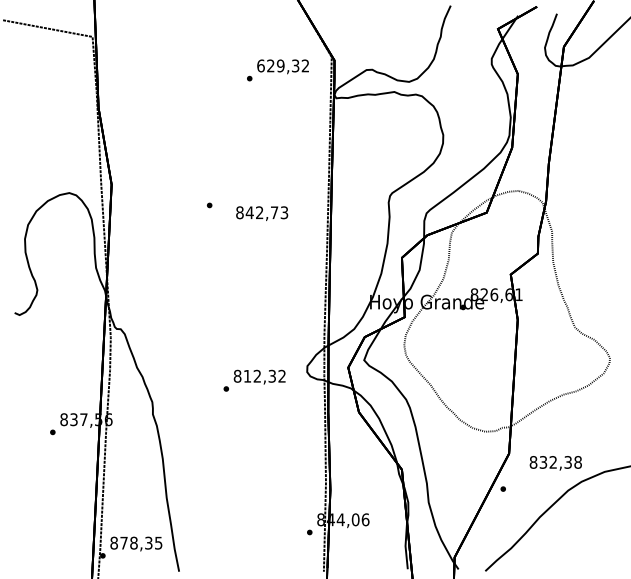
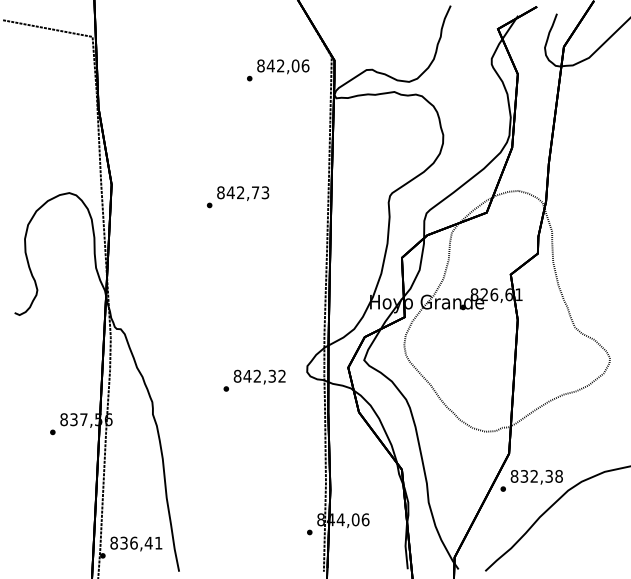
text: 629,32 -> 842,06 (283, 65)
text position: (262, 213) -> (243, 193) (243, 193)
text: 812,32 -> 842,32 (247, 376)
text position: (555, 463) -> (536, 477) (536, 477)
text: 878,35 -> 836,41 (141, 542)
